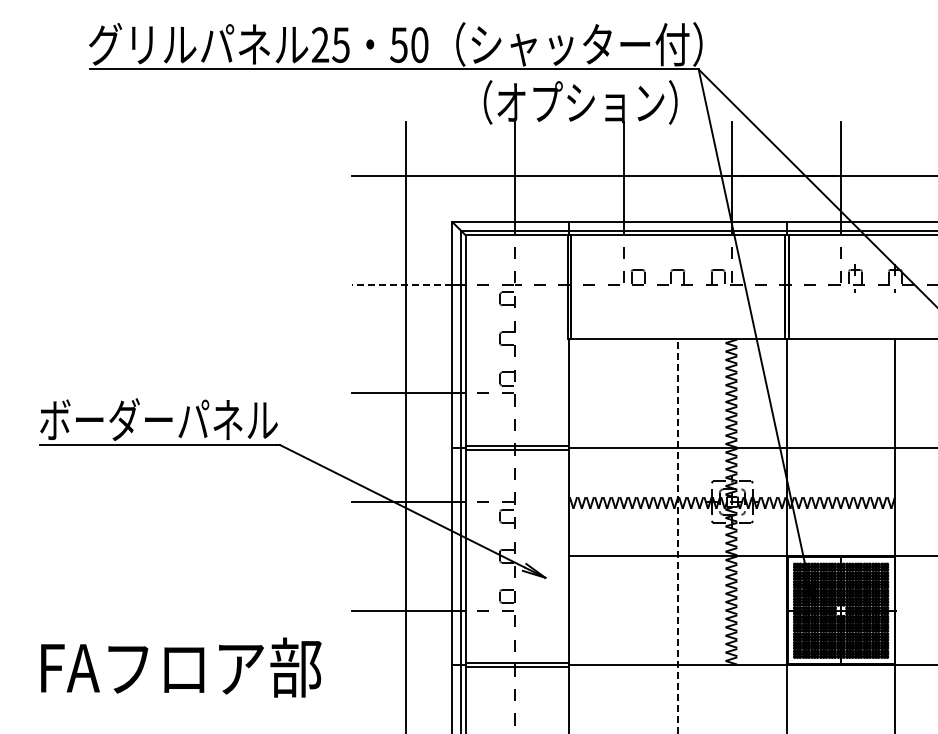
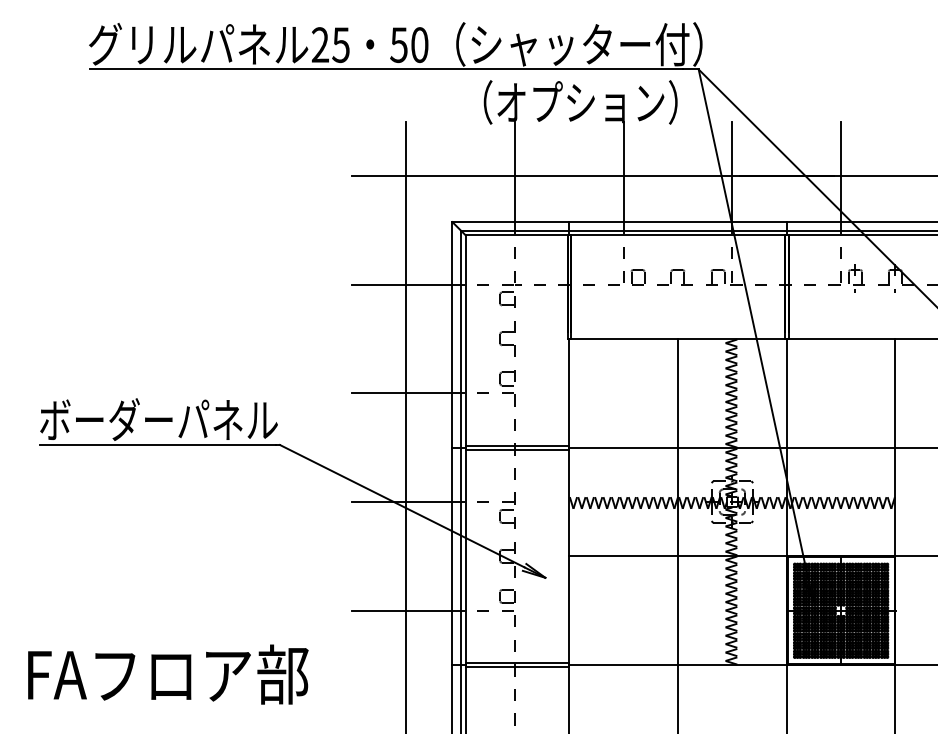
line: dashed -> solid (401, 284)
line: dashed -> solid (678, 535)
text position: (181, 667) -> (168, 674) (168, 674)
